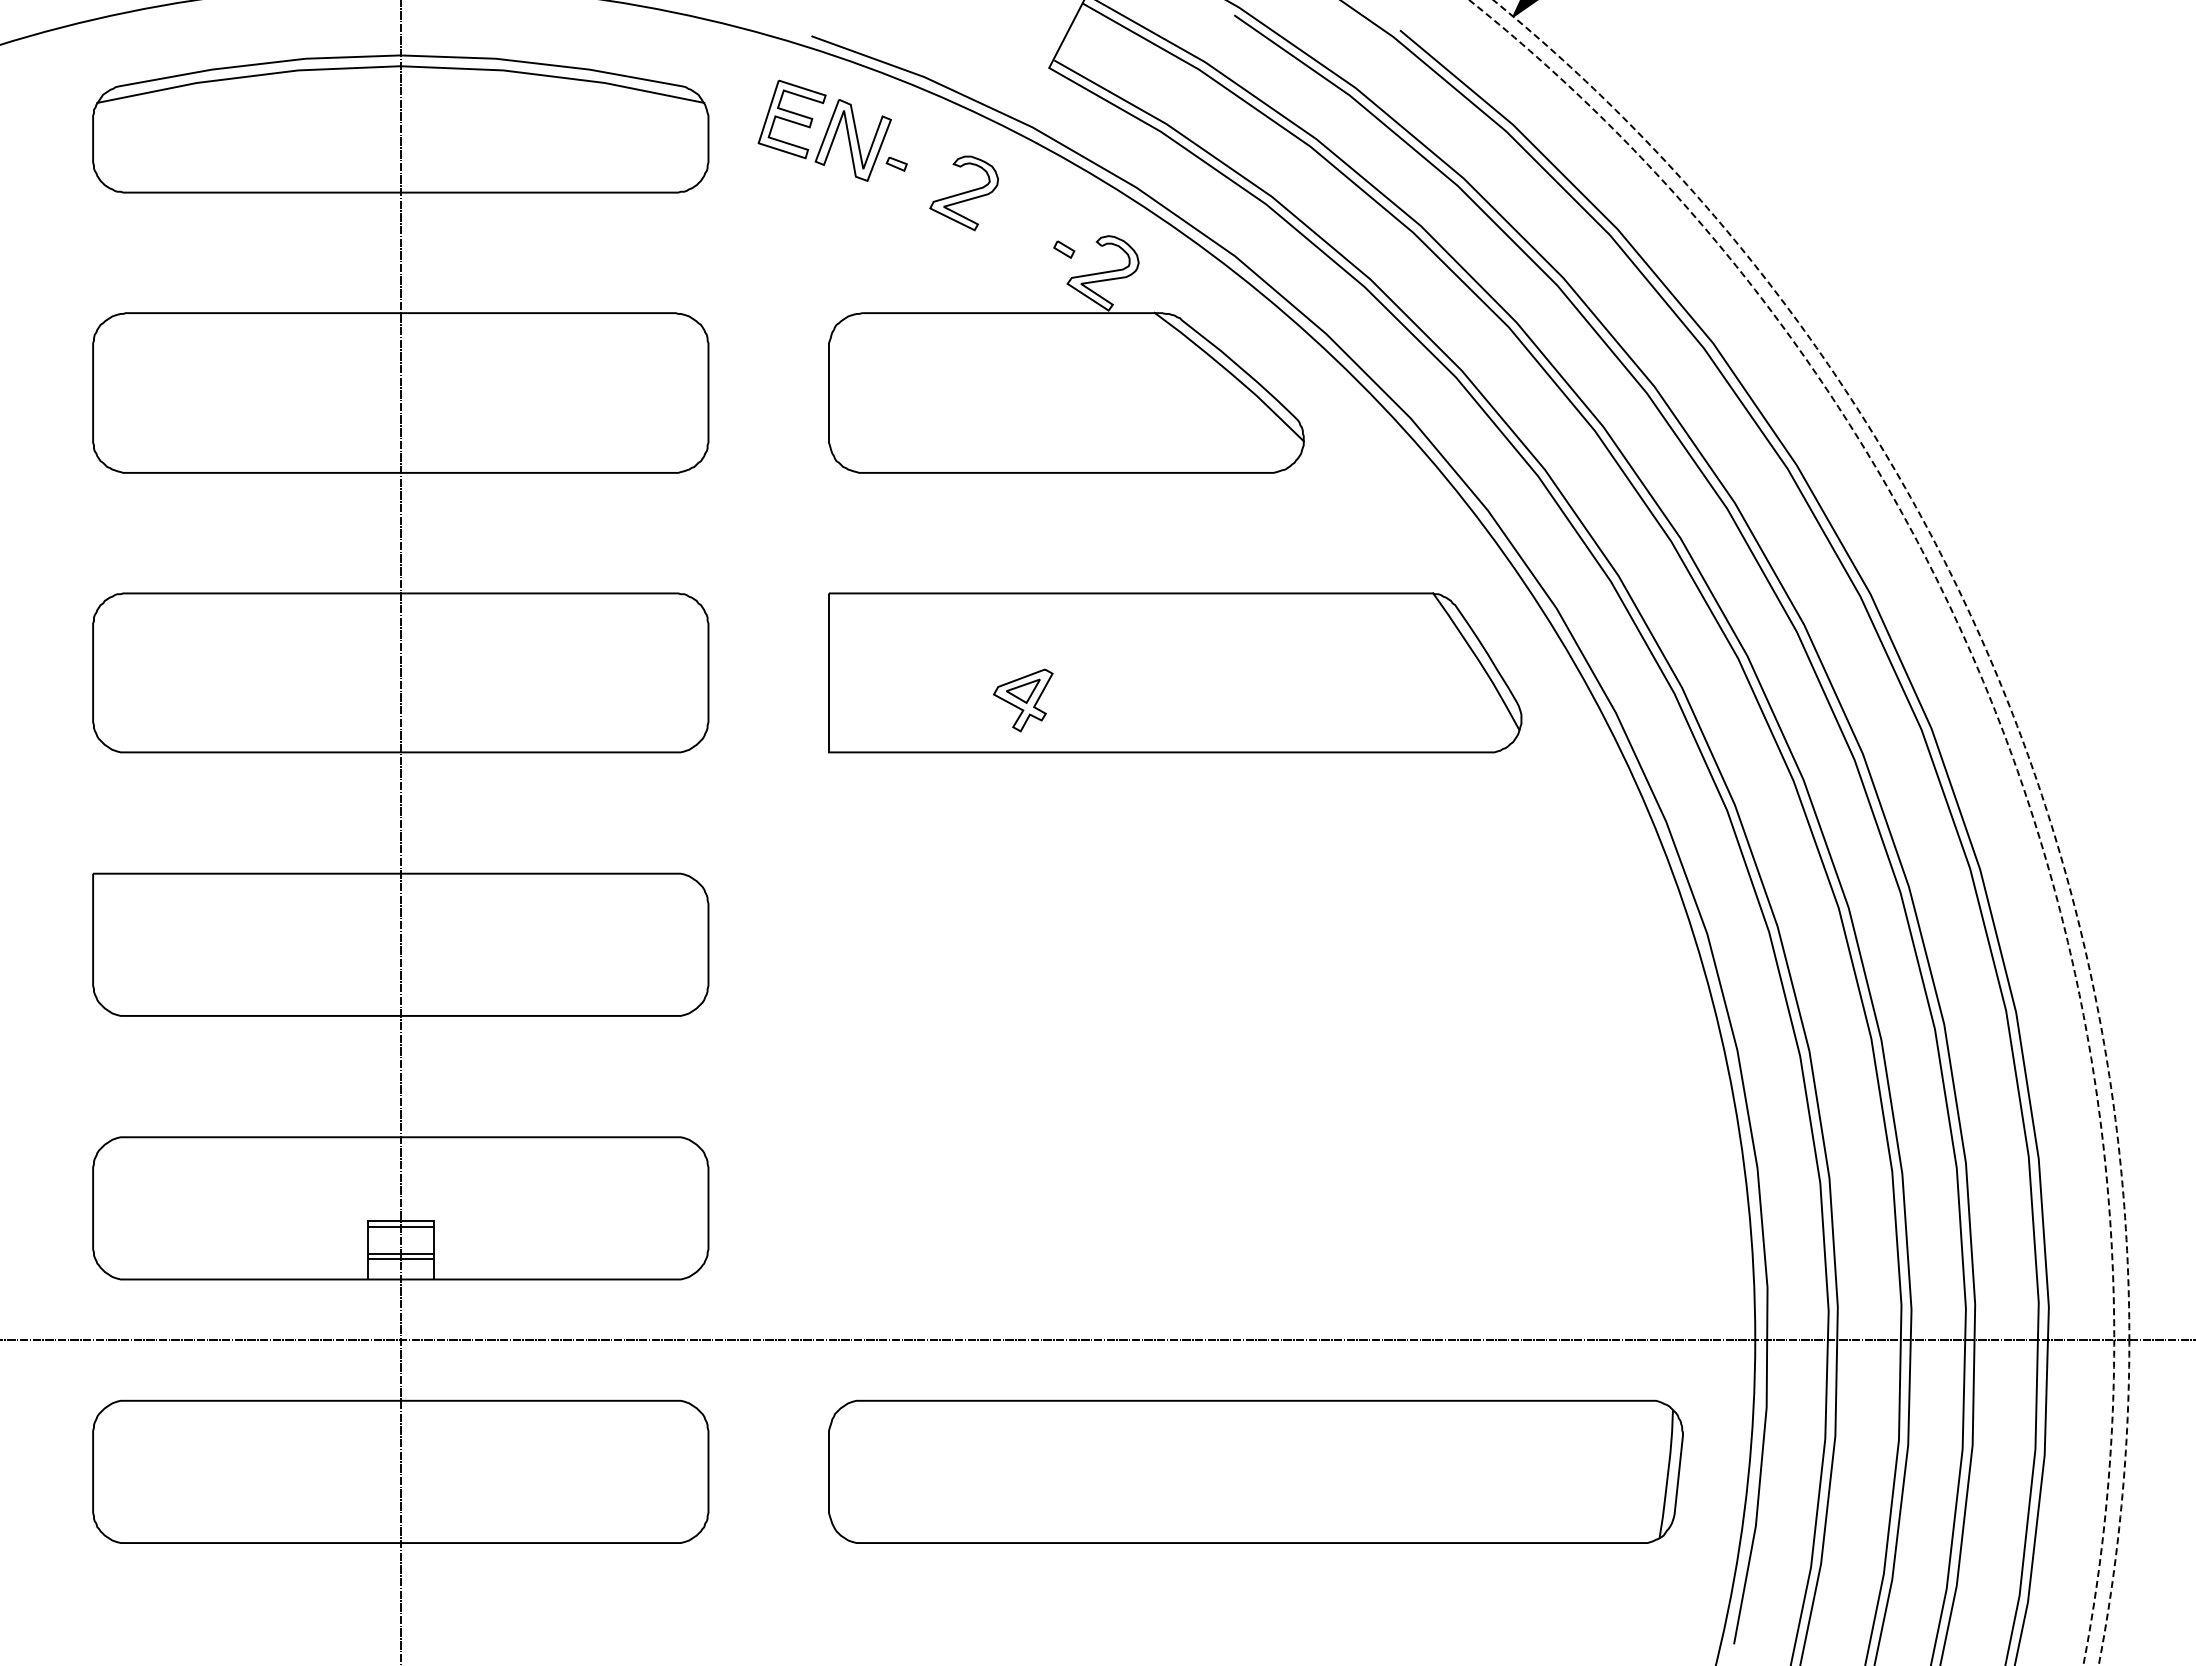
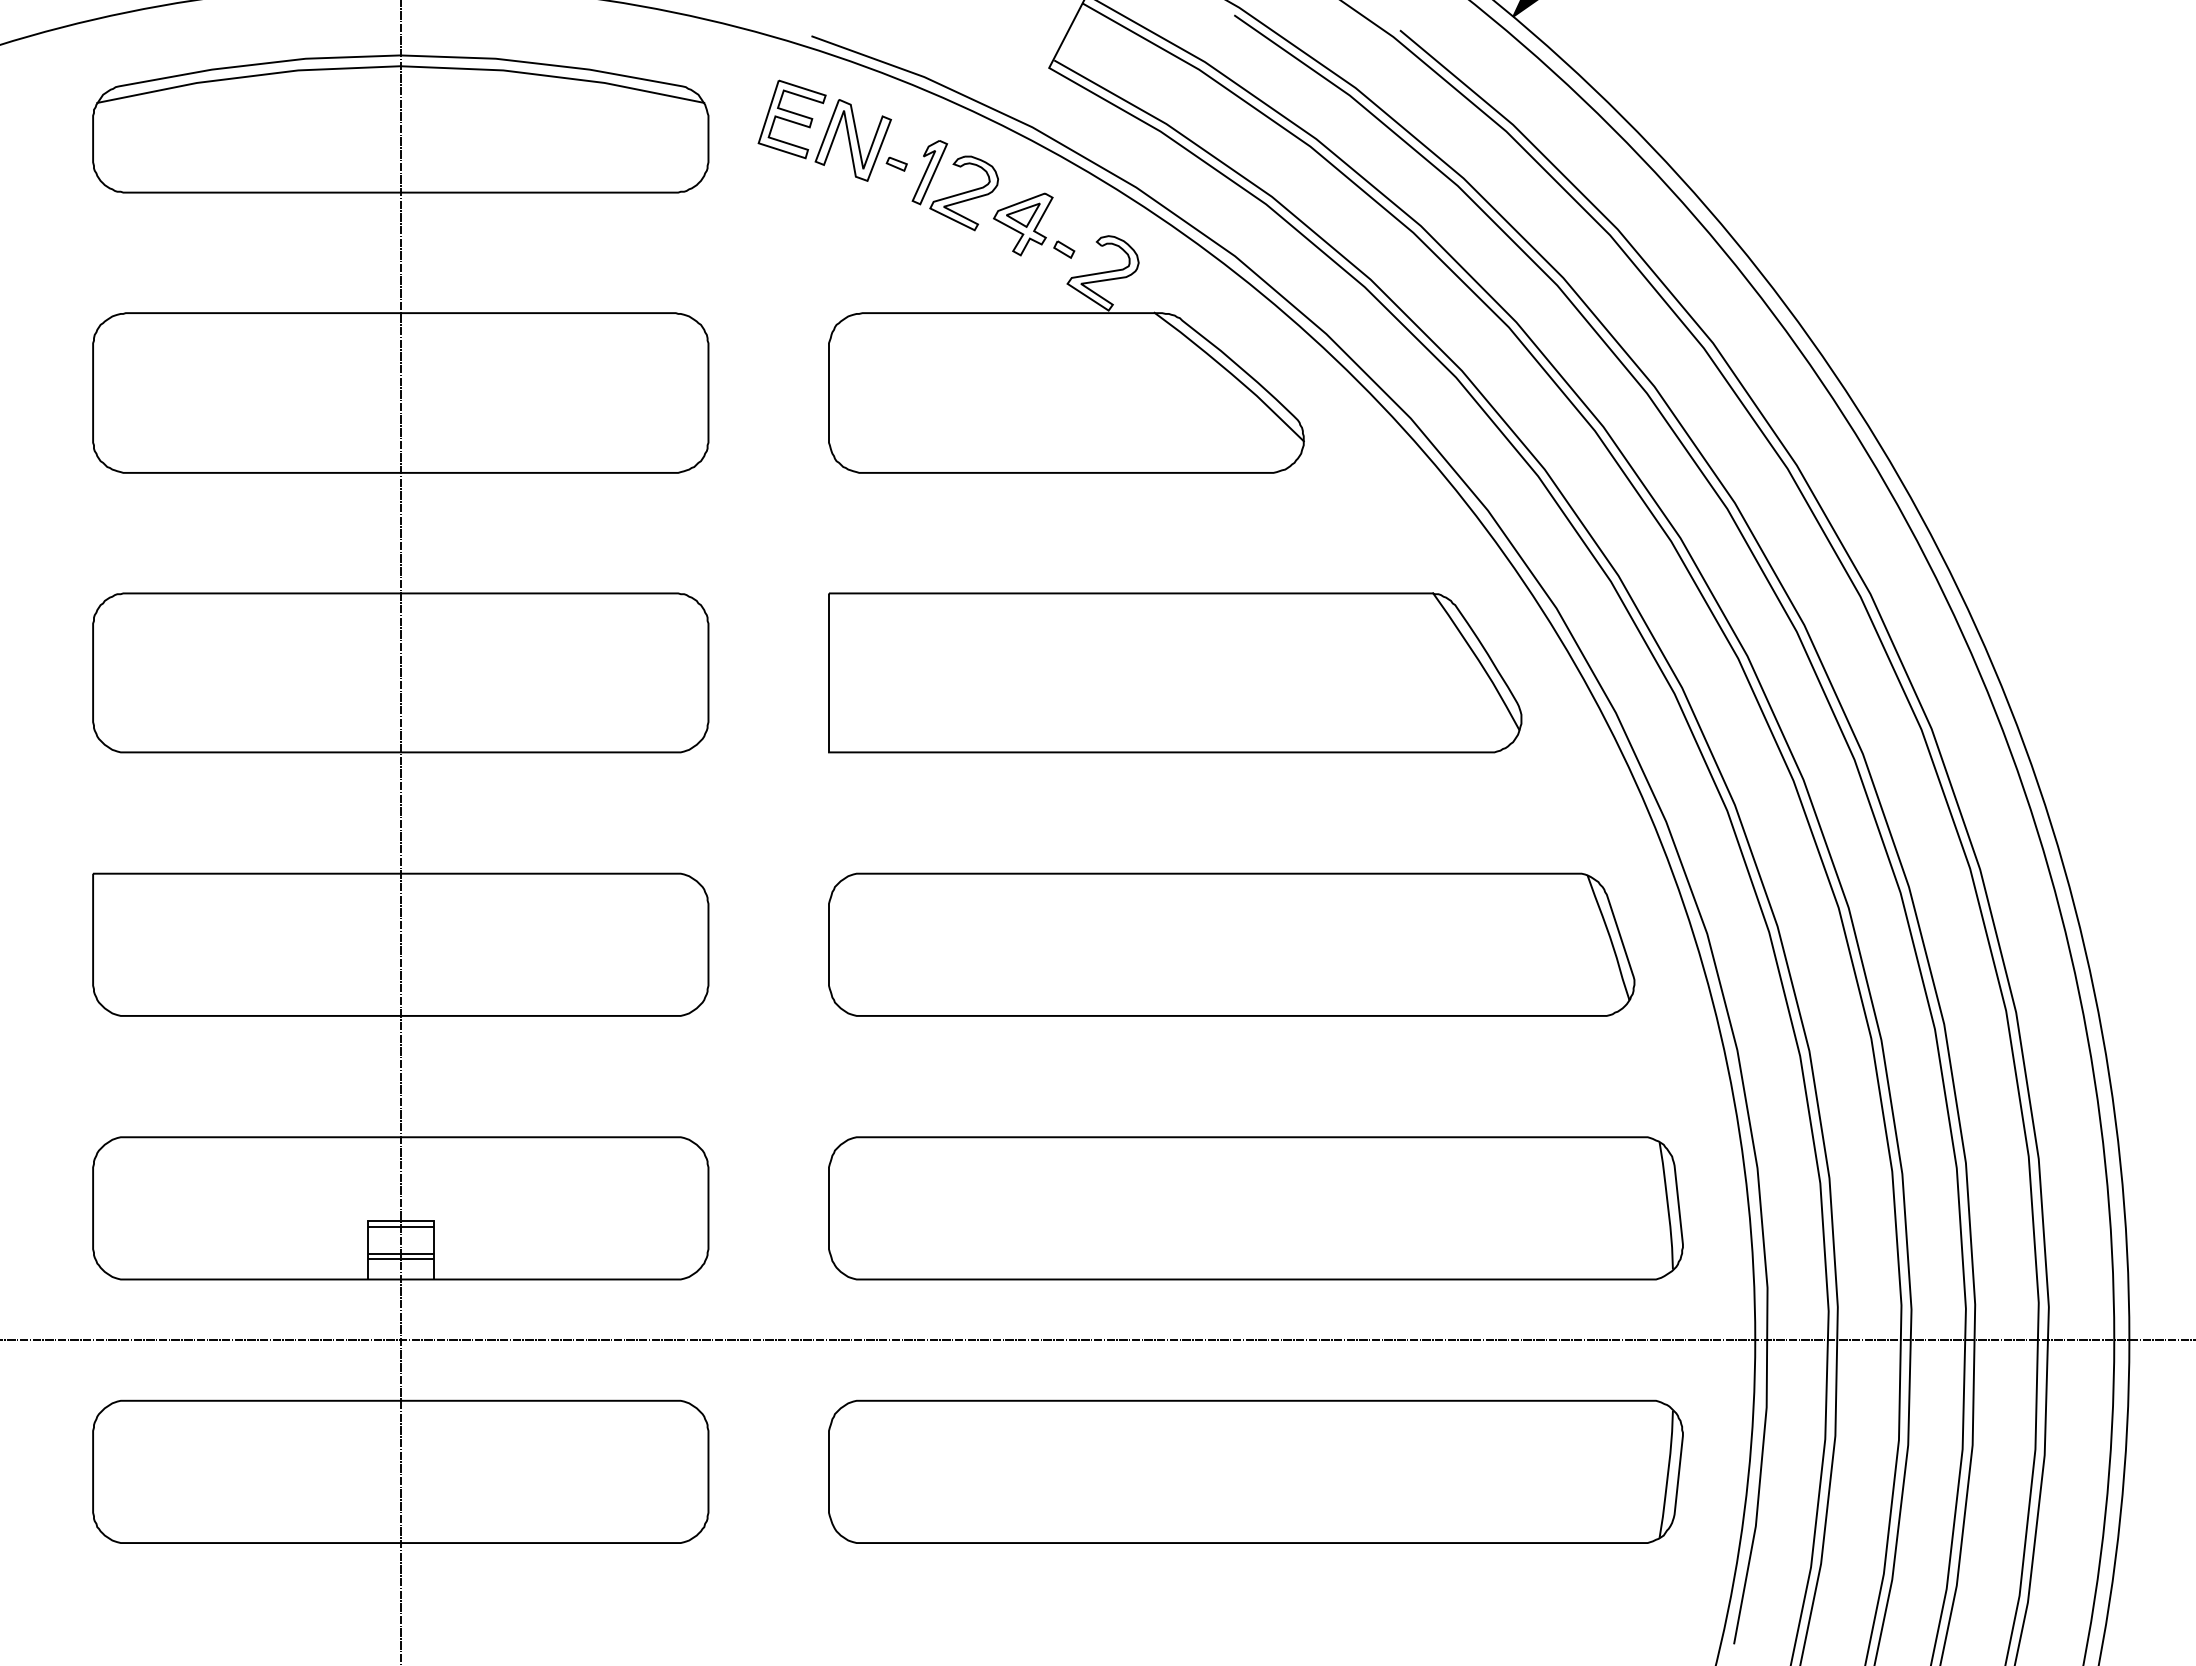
part: none -> present (929, 172)
part position: (1023, 700) -> (1023, 224) (1023, 224)
circle: dashed -> solid (1791, 832)
circle: dashed -> solid (1811, 832)
curve: none -> present (1231, 874)
part: none -> present (1255, 1208)
